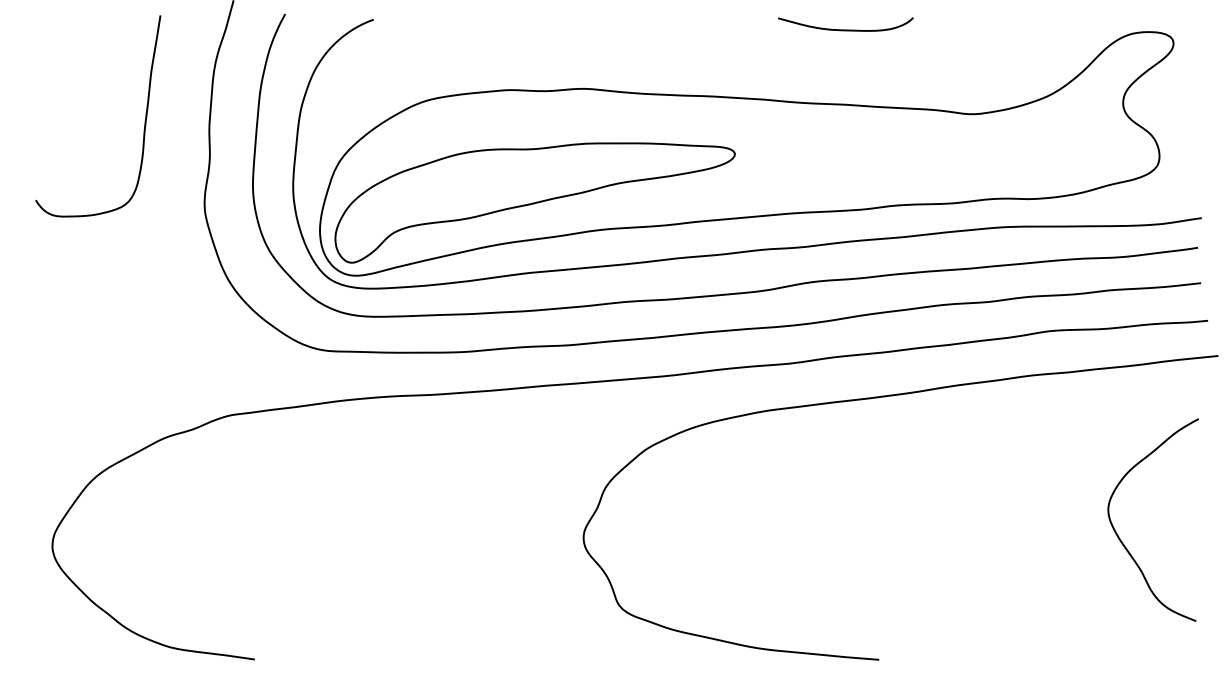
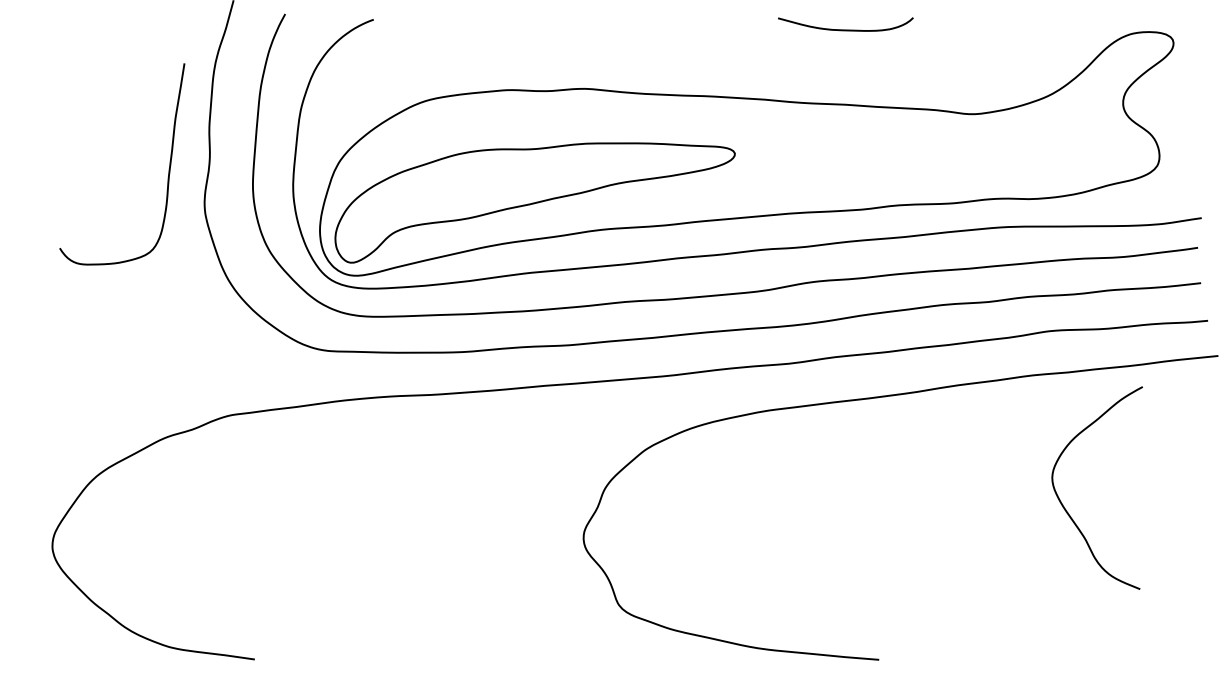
curve position: (144, 121) -> (168, 169) (168, 169)
curve position: (1119, 536) -> (1063, 504) (1063, 504)
